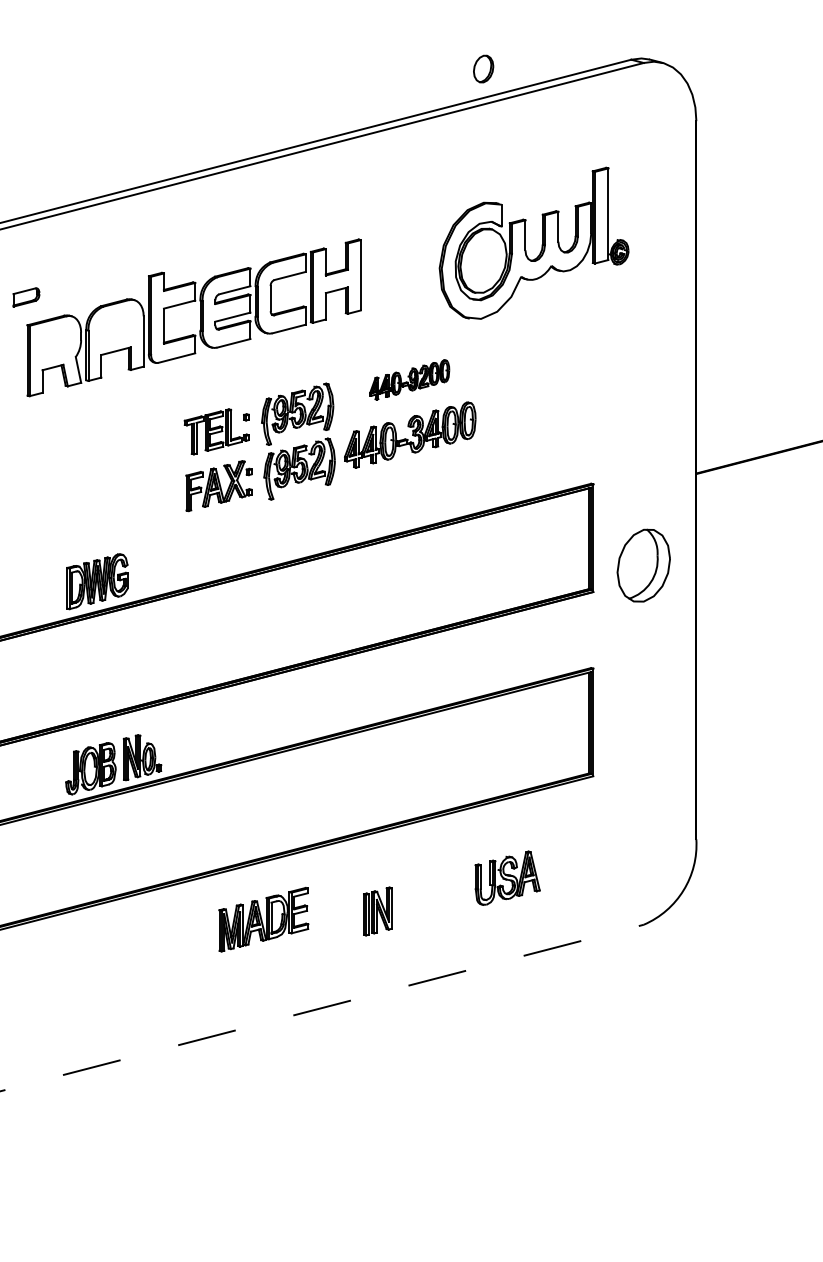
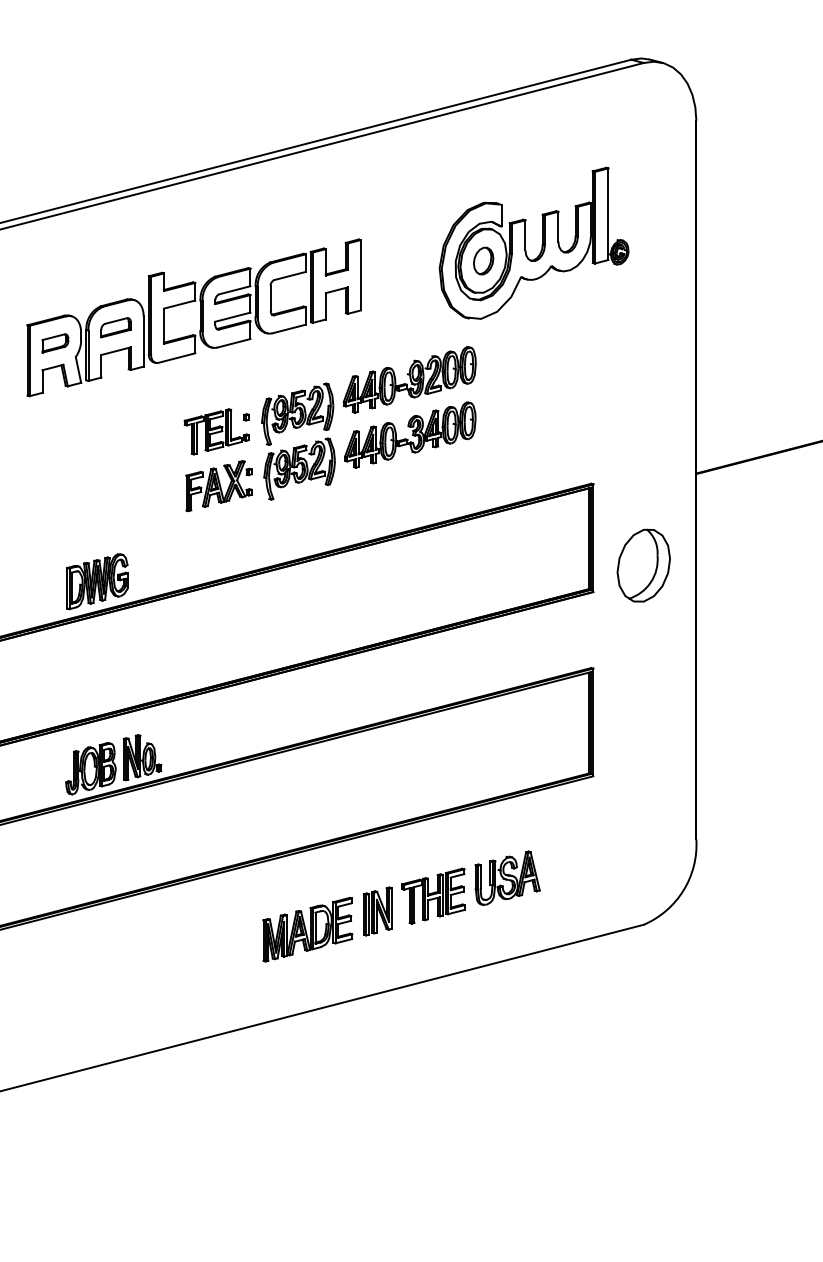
part position: (483, 68) -> (483, 260) (483, 260)
part position: (26, 297) -> (55, 343) (55, 343)
part: none -> present (115, 327)
part size: 82x42 px -> 135x68 px (409, 379)
part: none -> present (433, 895)
part position: (263, 919) -> (307, 929) (307, 929)
line: dashed -> solid (322, 1007)
